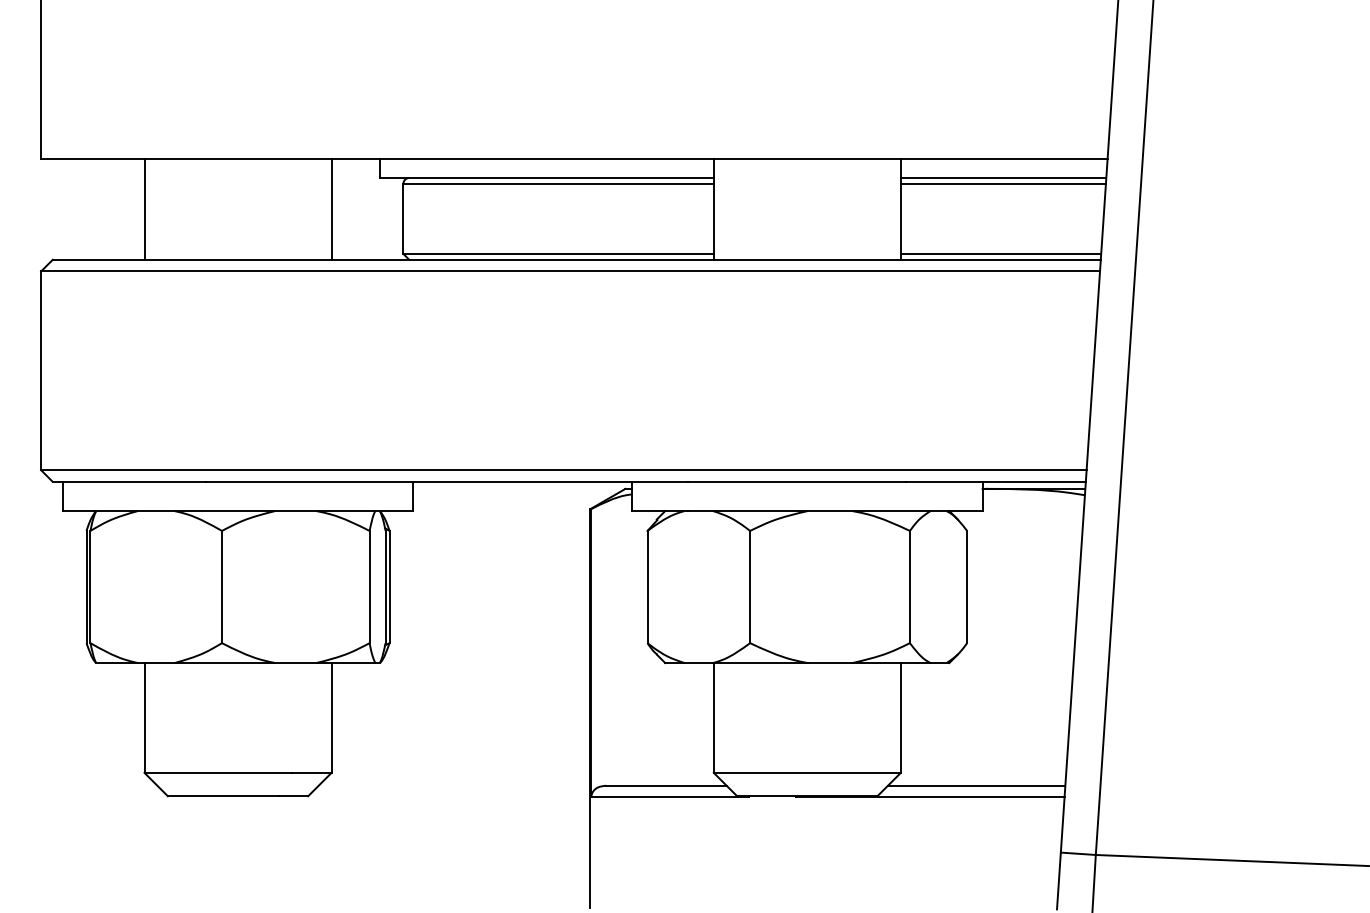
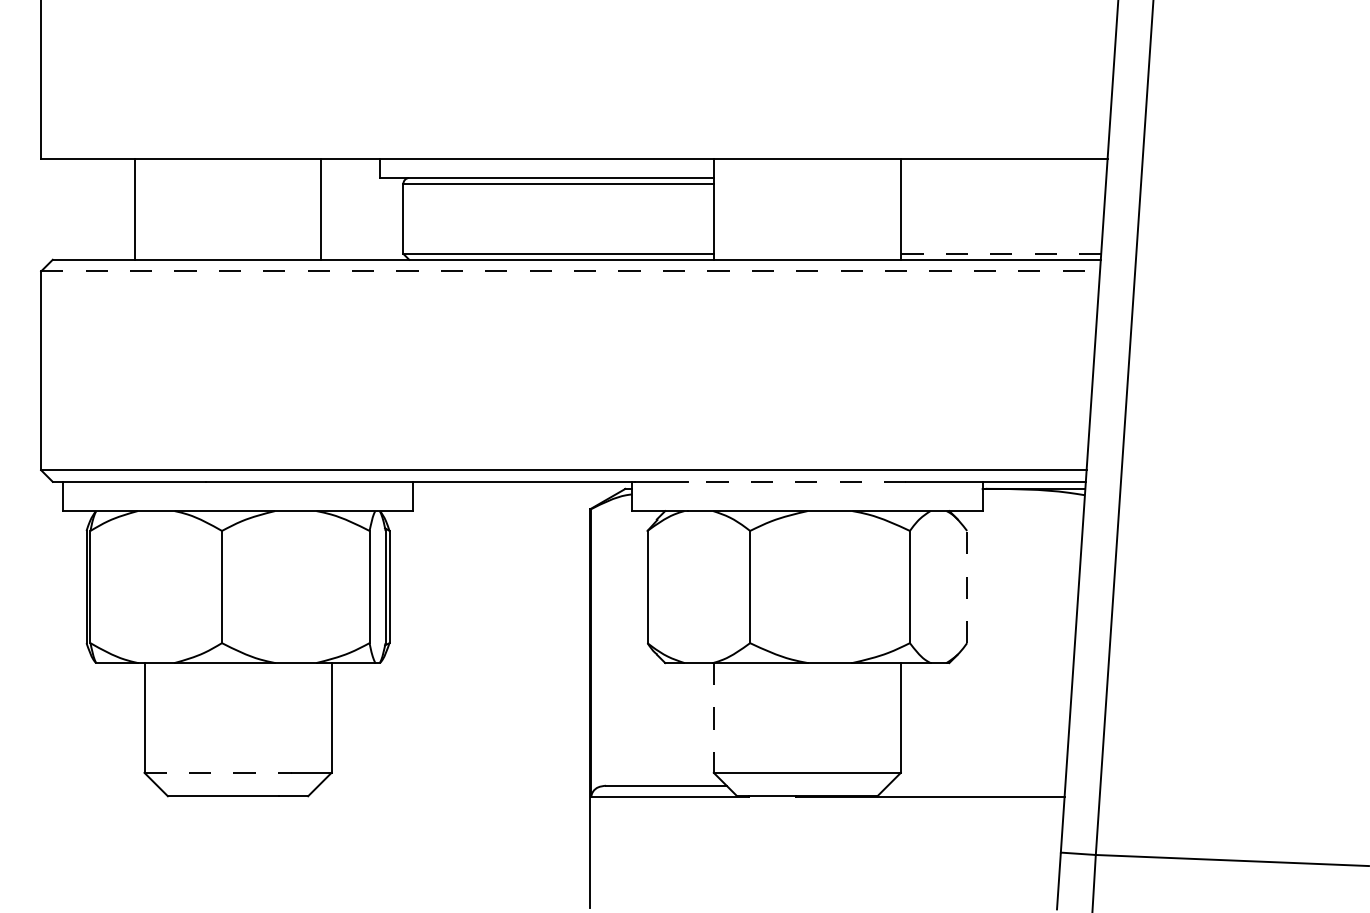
line: present -> none (1003, 177)
line: present -> none (1002, 183)
line position: (144, 209) -> (134, 209) (134, 209)
line position: (331, 209) -> (320, 209) (320, 209)
line: solid -> dashed (1000, 253)
line: solid -> dashed (571, 271)
line: solid -> dashed (796, 481)
line: solid -> dashed (967, 586)
line: solid -> dashed (713, 717)
line: solid -> dashed (218, 772)
line: present -> none (976, 785)
